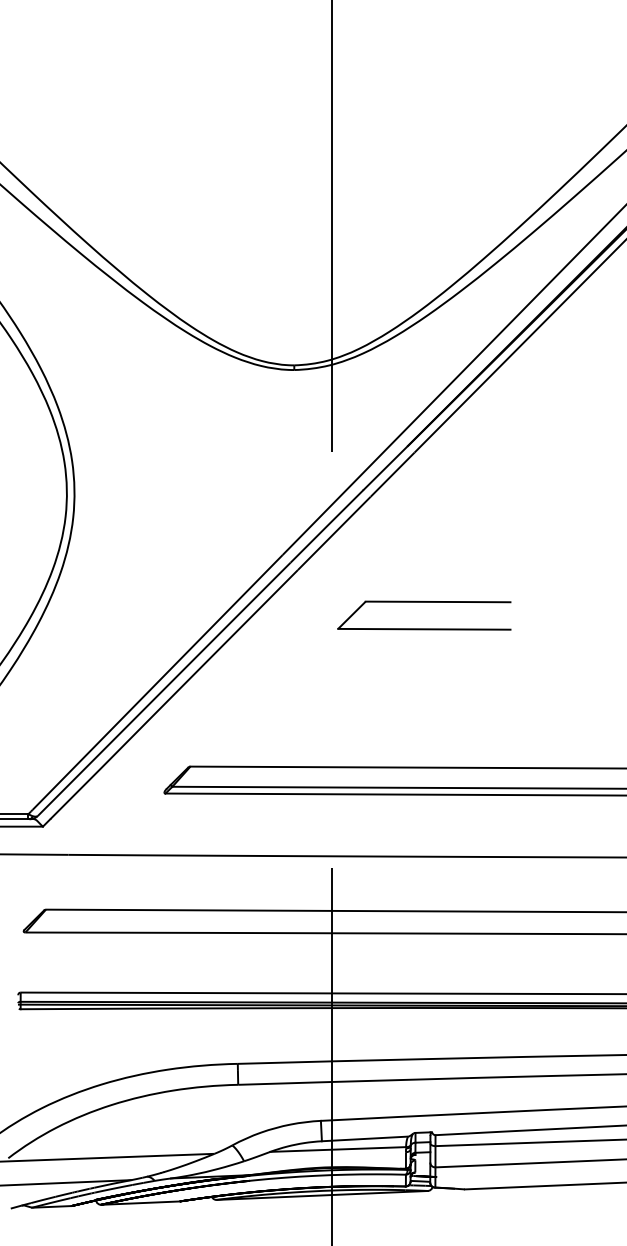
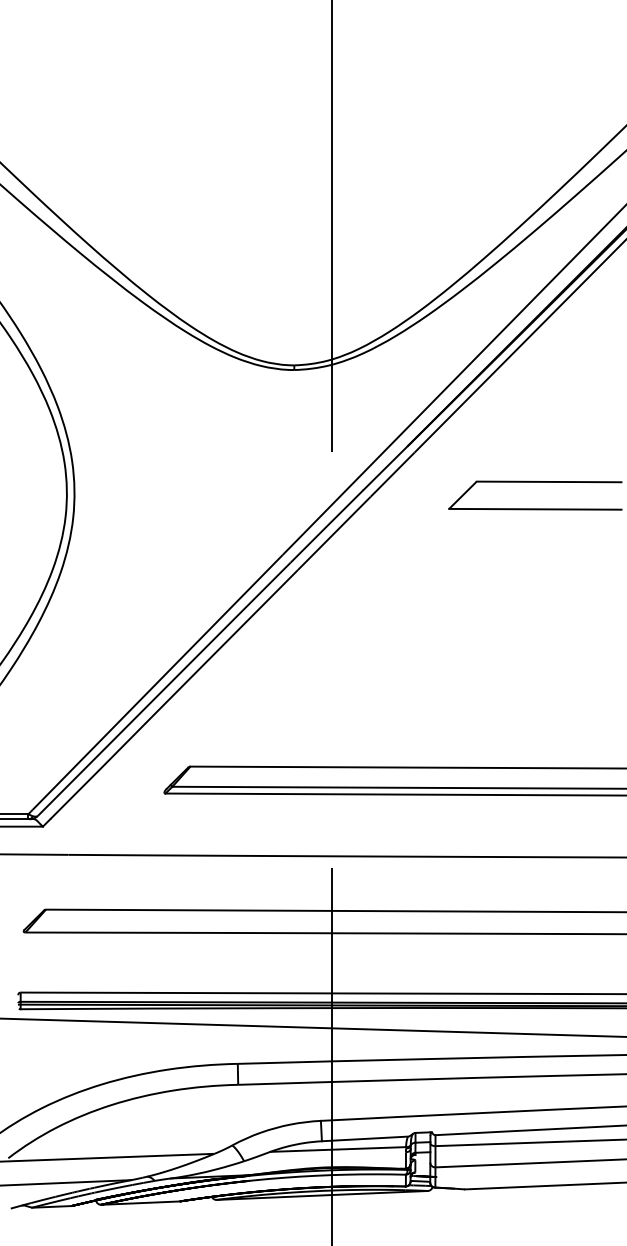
part position: (424, 602) -> (535, 482) (535, 482)
line: none -> present (312, 1027)
